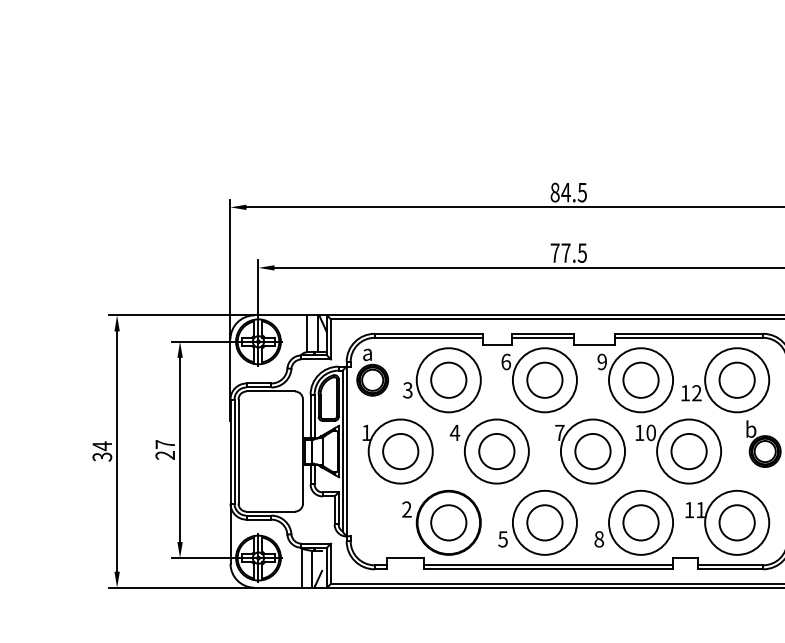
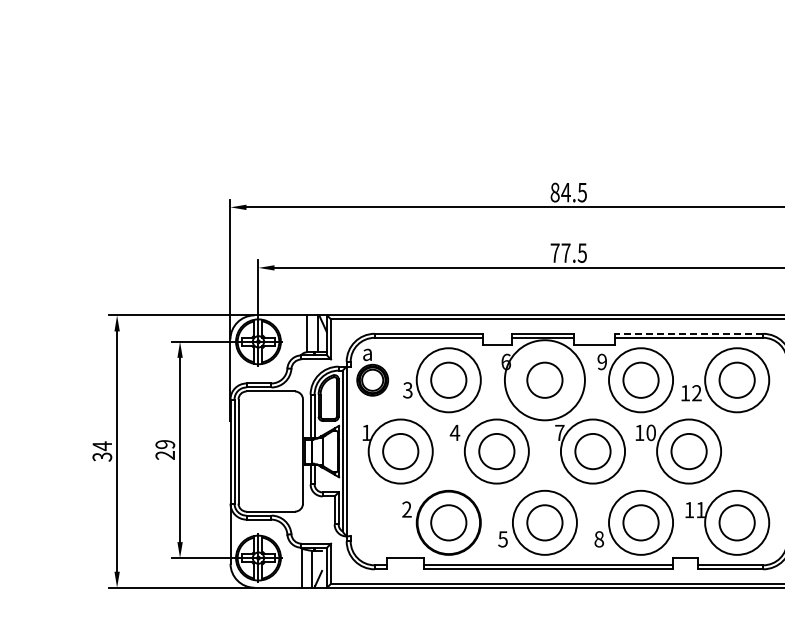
line: solid -> dashed (688, 333)
circle diameter: 64 px -> 80 px (544, 380)
part: present -> none (763, 443)
text: 27 -> 29 (165, 444)
